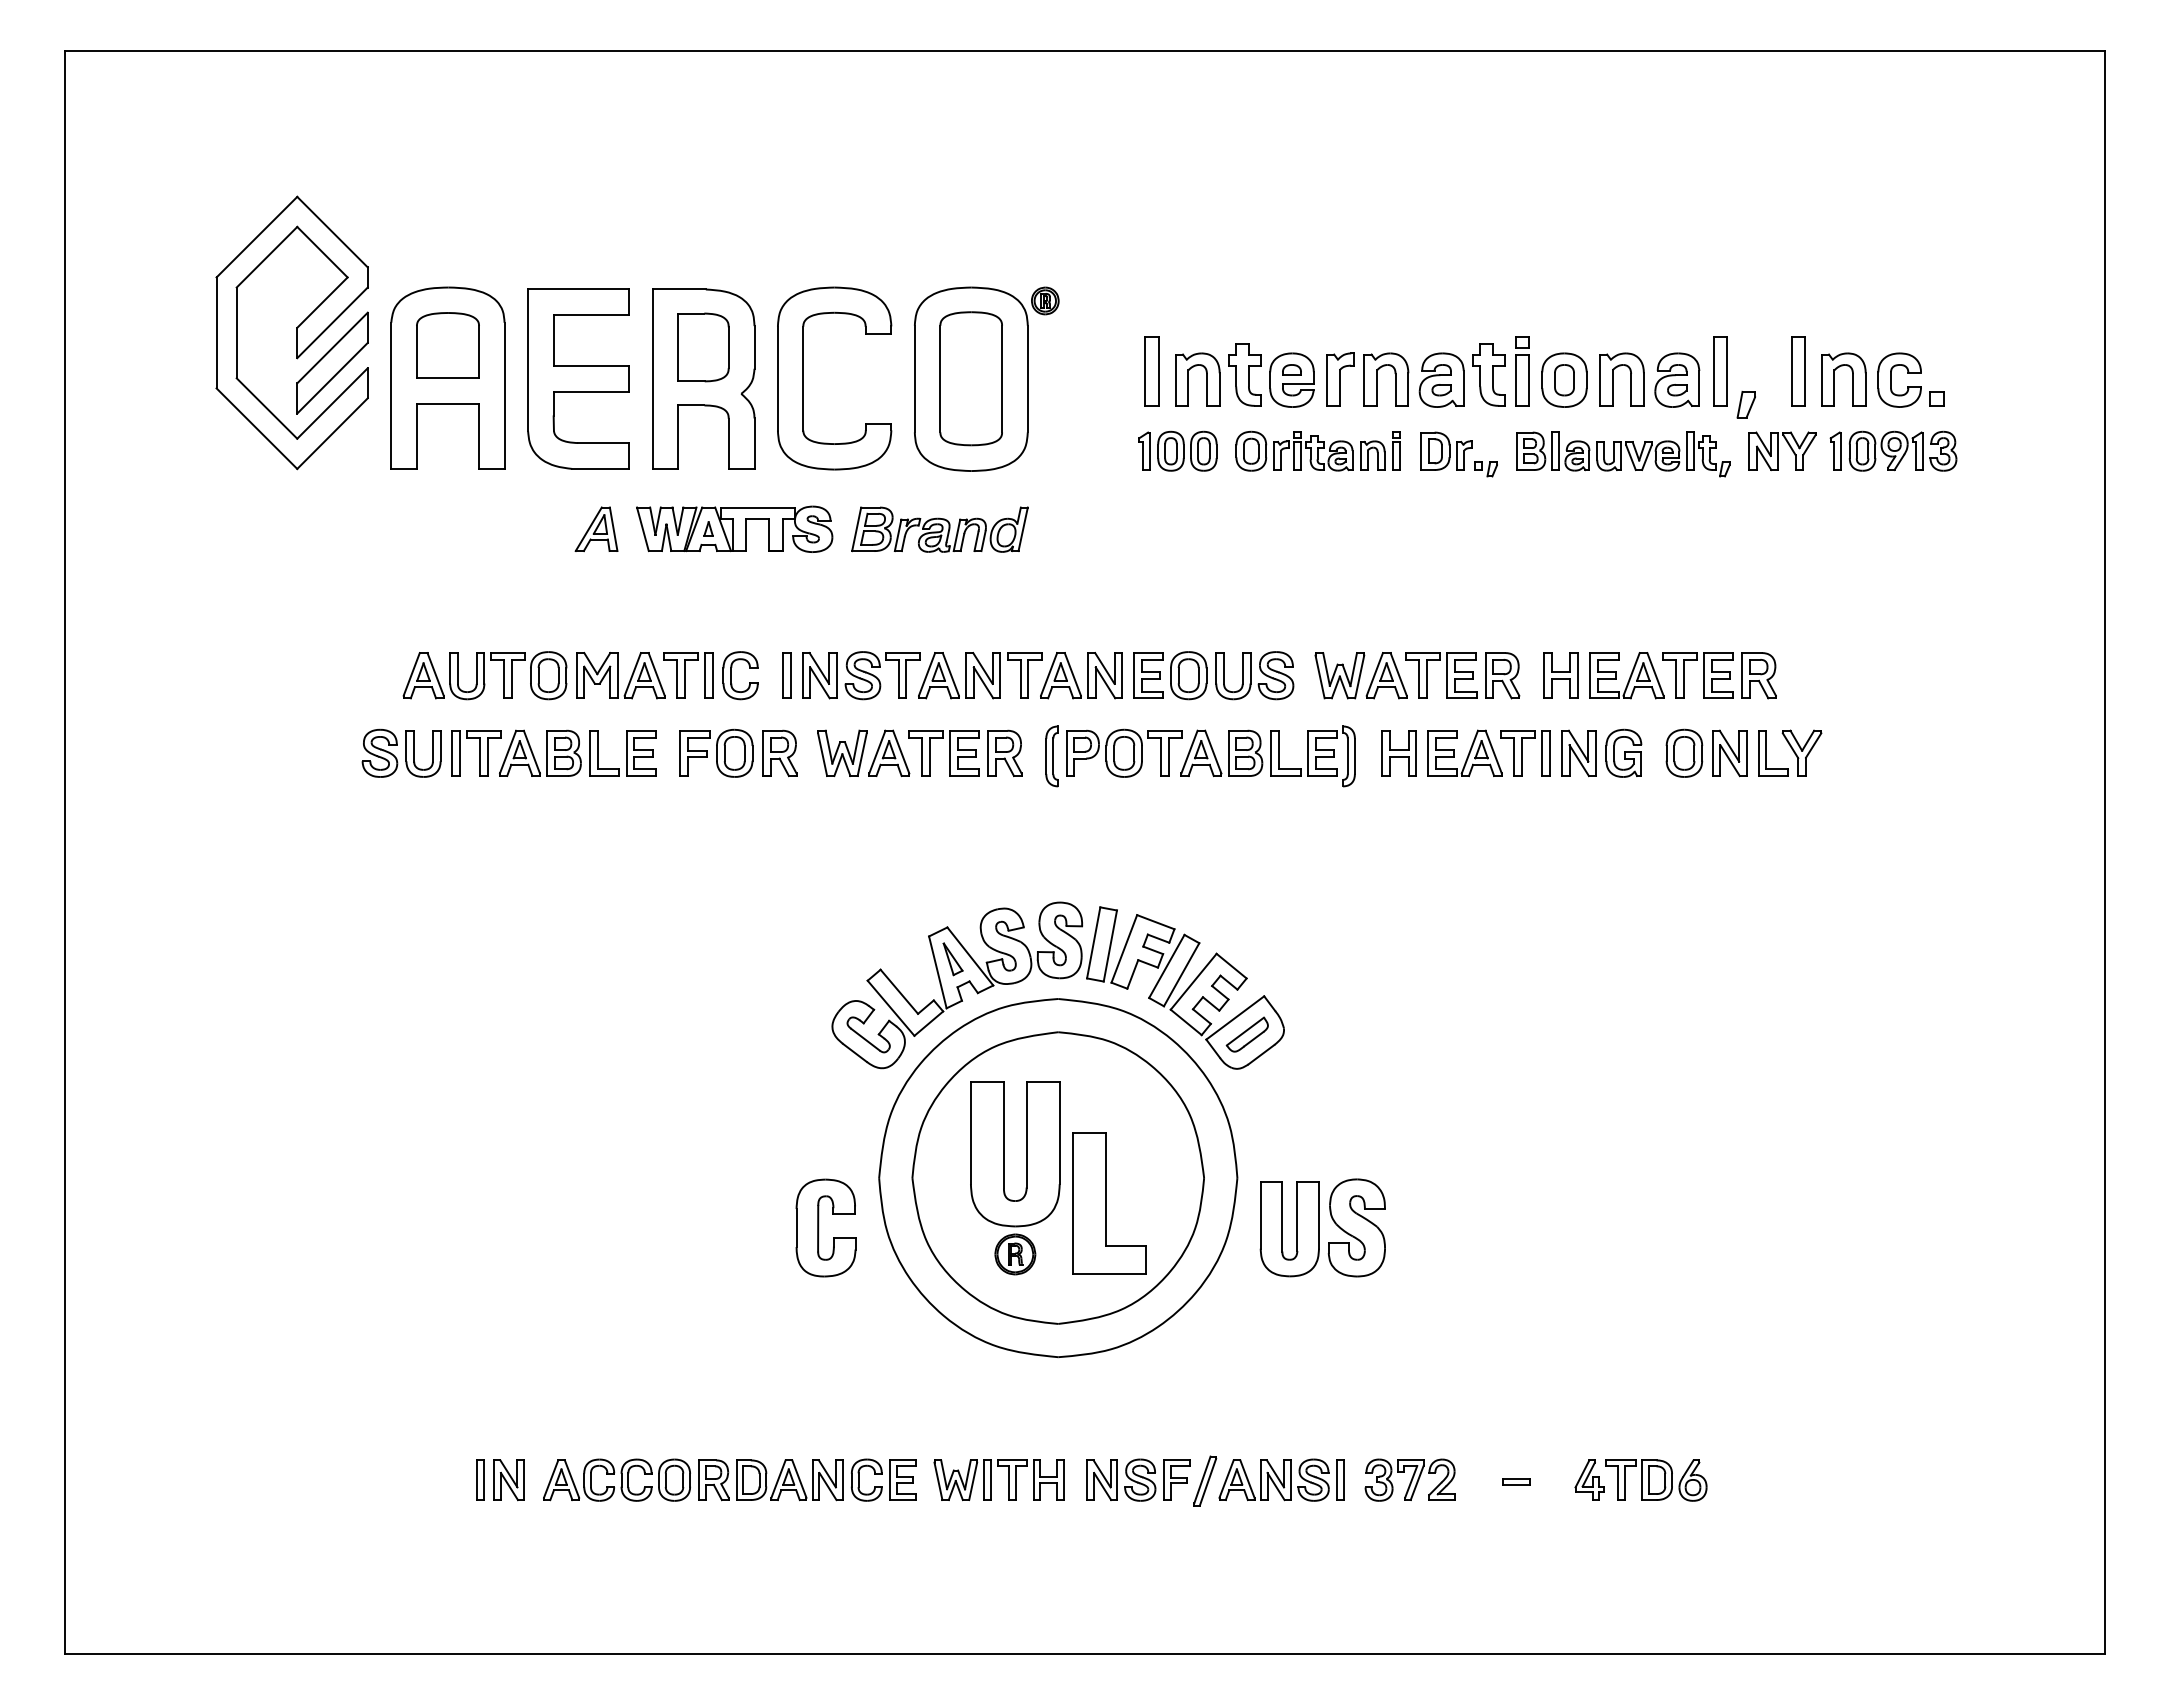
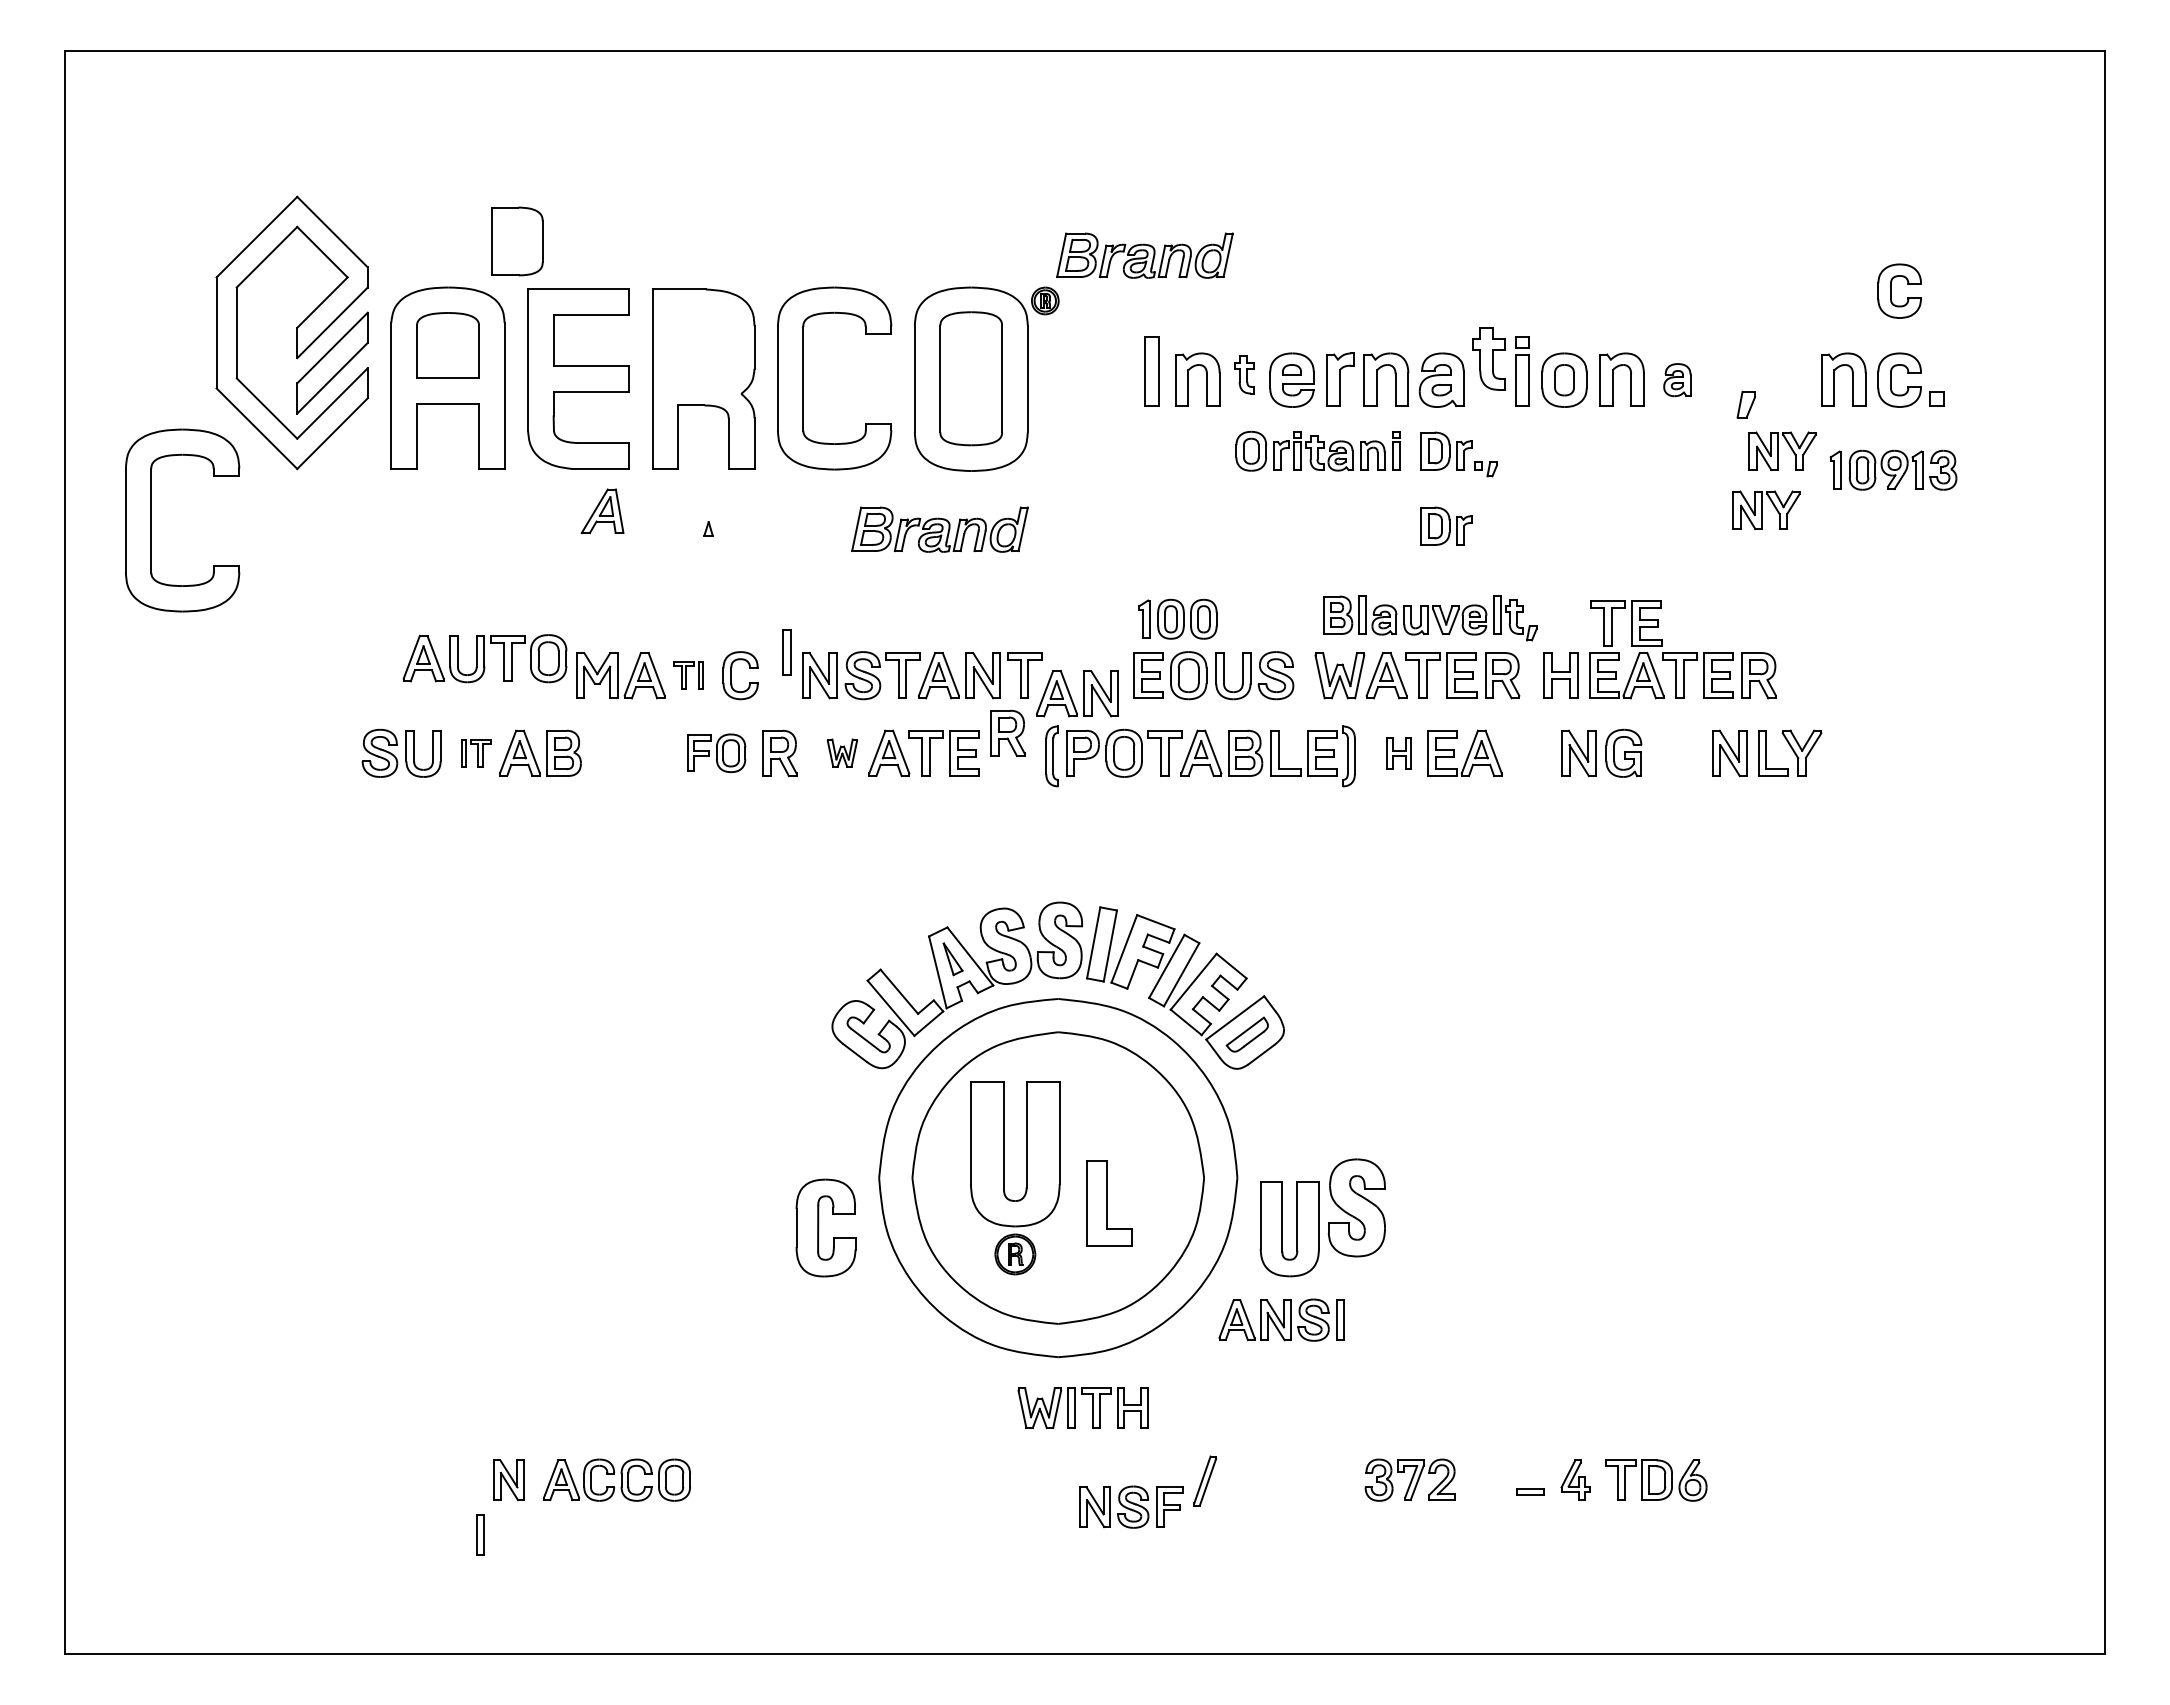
part: none -> present (1144, 255)
part: none -> present (1891, 290)
part position: (703, 347) -> (517, 241) (517, 241)
part: present -> none (1720, 371)
part: present -> none (1798, 371)
part size: 34x64 px -> 21x40 px (1244, 374)
part position: (1488, 374) -> (1488, 358) (1488, 358)
part size: 47x56 px -> 29x35 px (1677, 380)
part position: (1177, 450) -> (1177, 618) (1177, 618)
part position: (1893, 450) -> (1893, 469) (1893, 469)
part position: (1623, 454) -> (1430, 618) (1430, 618)
part: none -> present (1766, 509)
part: none -> present (151, 520)
part: none -> present (1446, 525)
part position: (596, 528) -> (602, 510) (602, 510)
part: present -> none (734, 528)
part: none -> present (1626, 623)
part position: (484, 675) -> (484, 658) (484, 658)
part size: 51x47 px -> 31x29 px (688, 675)
part position: (786, 675) -> (786, 652) (786, 652)
part position: (1081, 675) -> (1077, 693) (1077, 693)
part size: 75x50 px -> 60x40 px (716, 752)
part size: 51x48 px -> 32x30 px (841, 752)
part: present -> none (1684, 752)
part size: 51x47 px -> 31x29 px (476, 753)
part: present -> none (622, 753)
part position: (1004, 753) -> (1007, 733) (1007, 733)
part size: 36x47 px -> 26x33 px (1398, 753)
part: present -> none (1525, 753)
part size: 75x143 px -> 47x87 px (1109, 1203)
part position: (1356, 1227) -> (1356, 1207) (1356, 1207)
part position: (480, 1479) -> (480, 1534) (480, 1534)
part: present -> none (807, 1479)
part position: (1138, 1479) -> (1131, 1506) (1131, 1506)
part position: (1281, 1479) -> (1281, 1319) (1281, 1319)
part position: (1589, 1479) -> (1575, 1479) (1575, 1479)
part position: (991, 1480) -> (1075, 1408) (1075, 1408)
part position: (1516, 1481) -> (1530, 1491) (1530, 1491)
